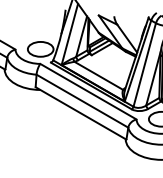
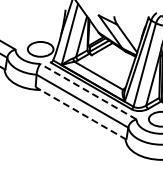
line: solid -> dashed (88, 91)
line: solid -> dashed (80, 113)
